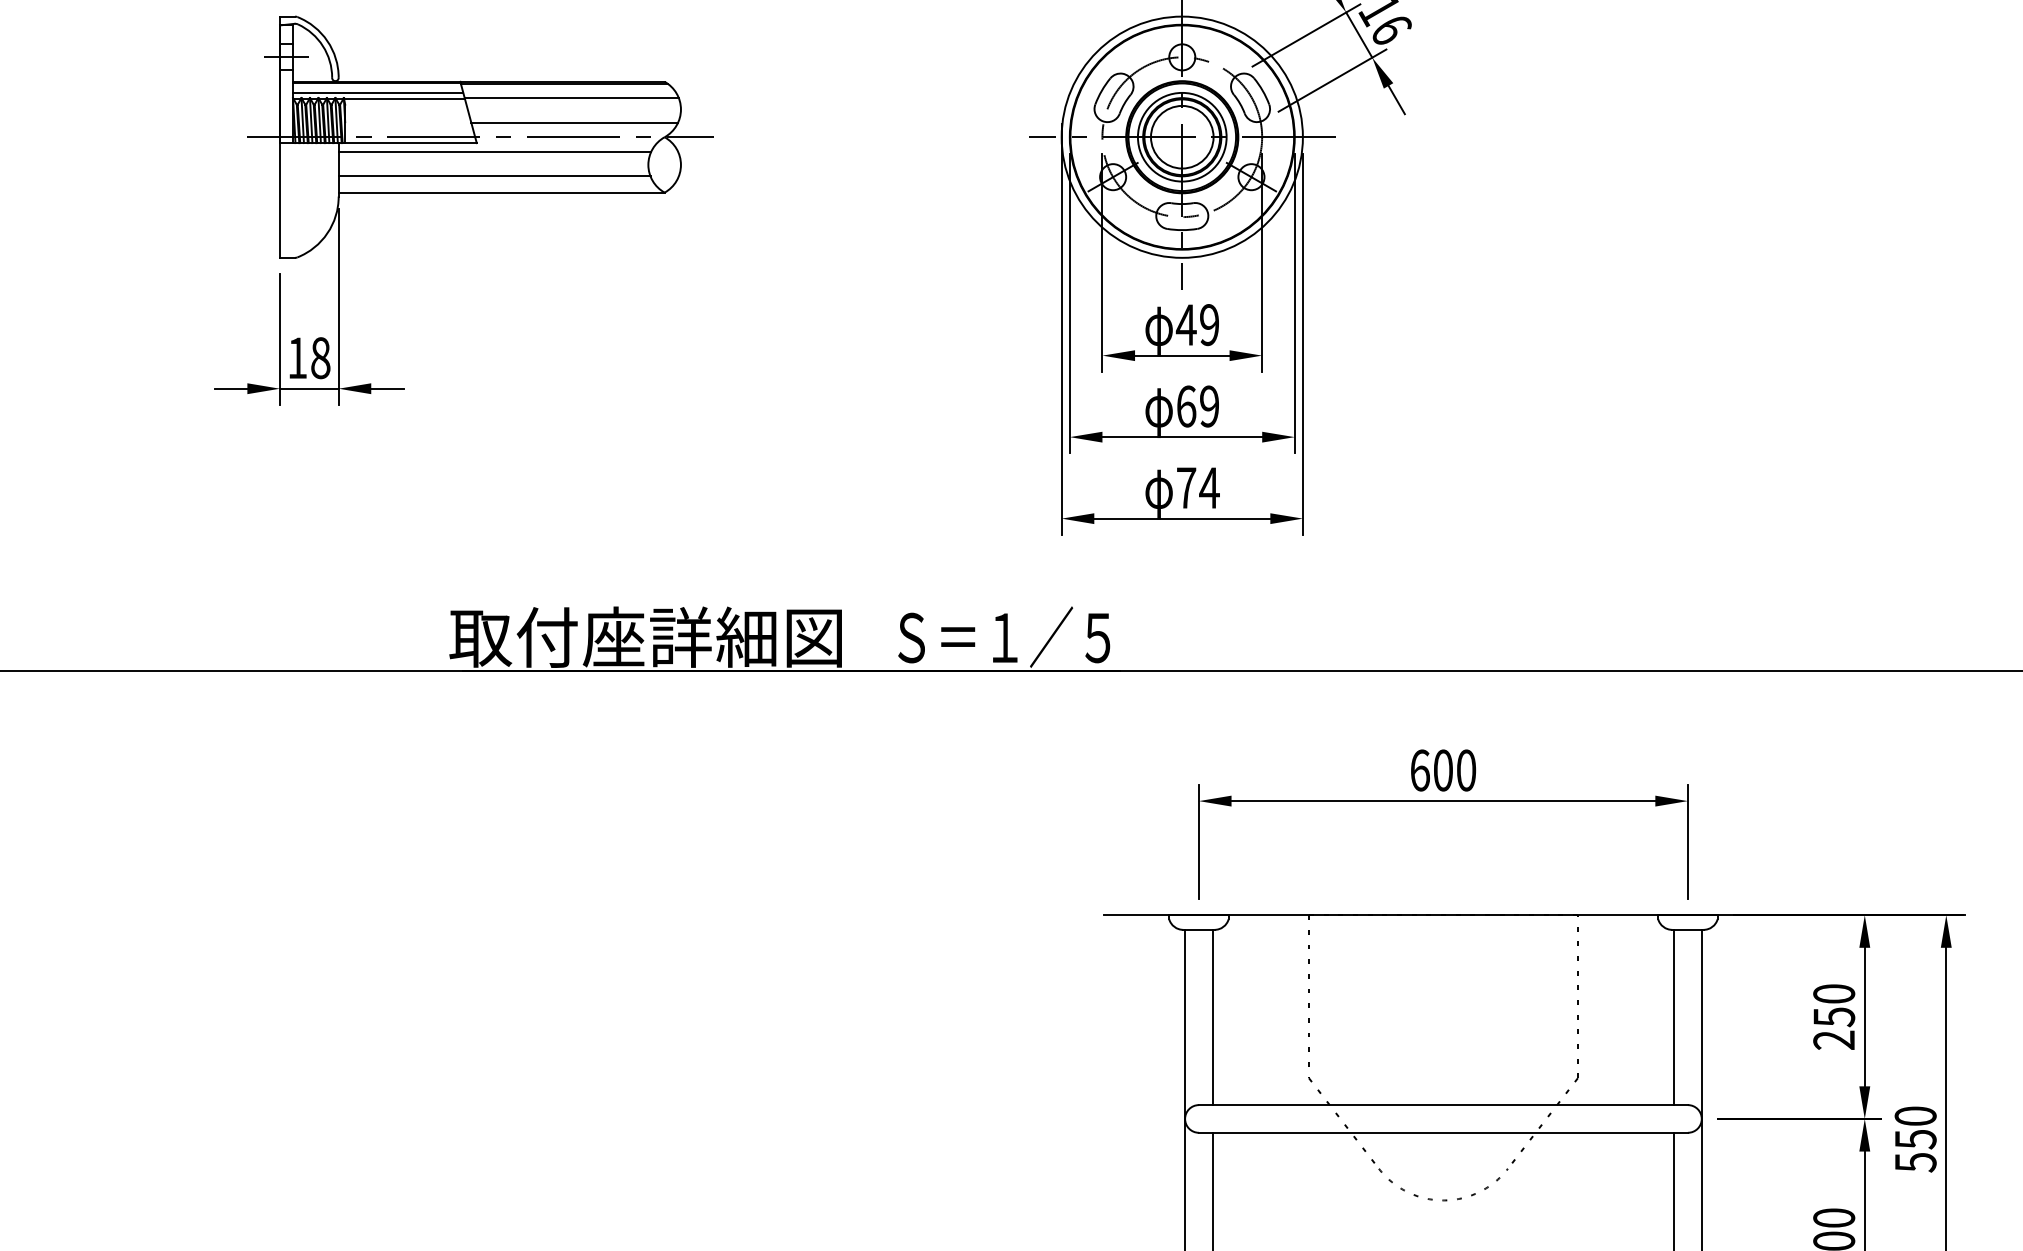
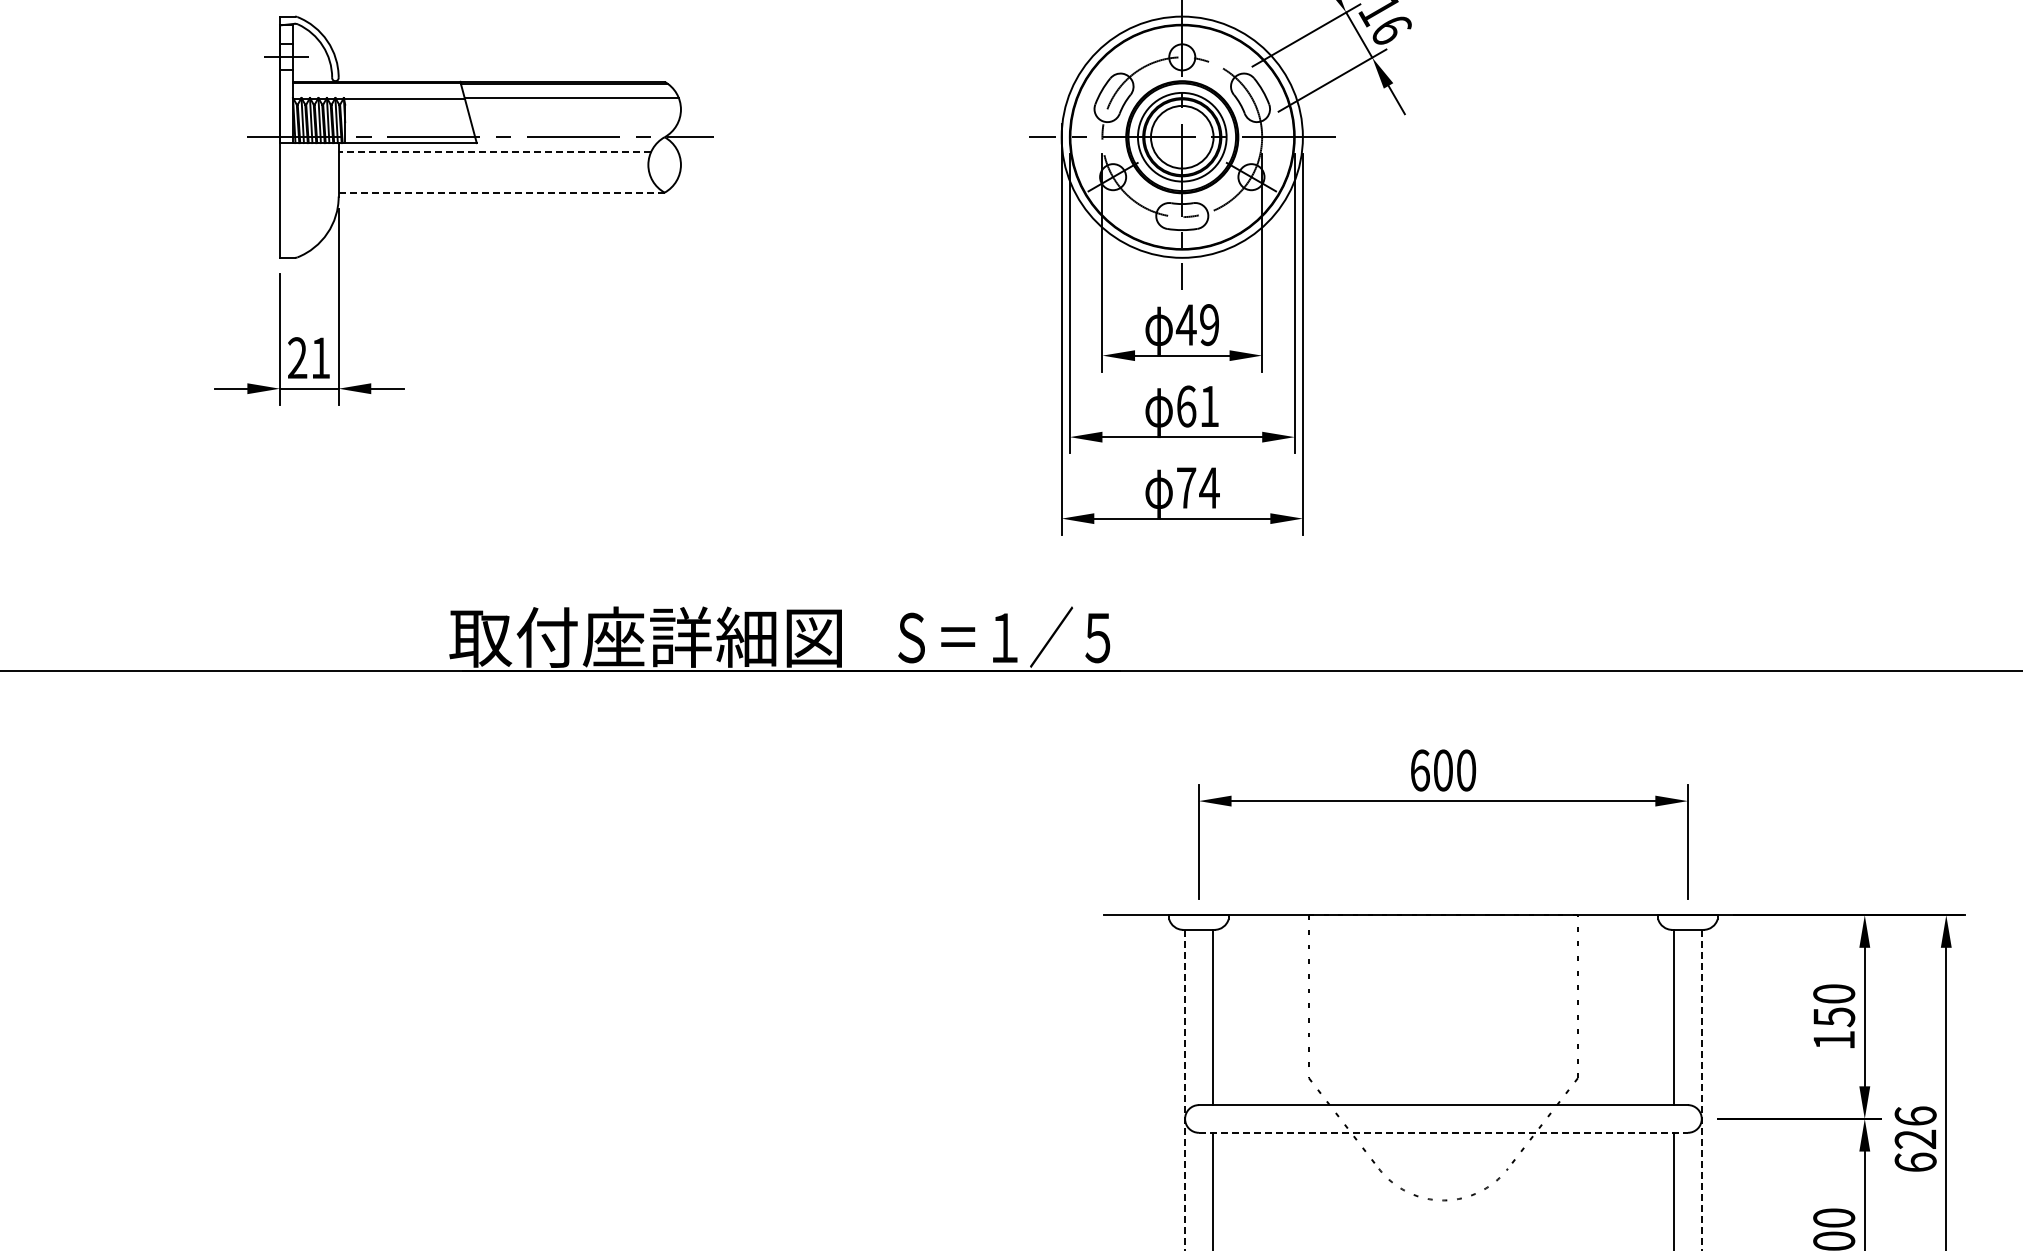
line: present -> none (378, 92)
line: present -> none (574, 122)
line: solid -> dashed (494, 151)
line: present -> none (494, 176)
line: solid -> dashed (501, 192)
text: 18 -> 21 (309, 358)
text: 69 -> 61 (1209, 406)
text: 250 -> 150 (1833, 1039)
line: solid -> dashed (1185, 1090)
line: solid -> dashed (1701, 1090)
line: solid -> dashed (1443, 1132)
text: 550 -> 626 (1915, 1139)
